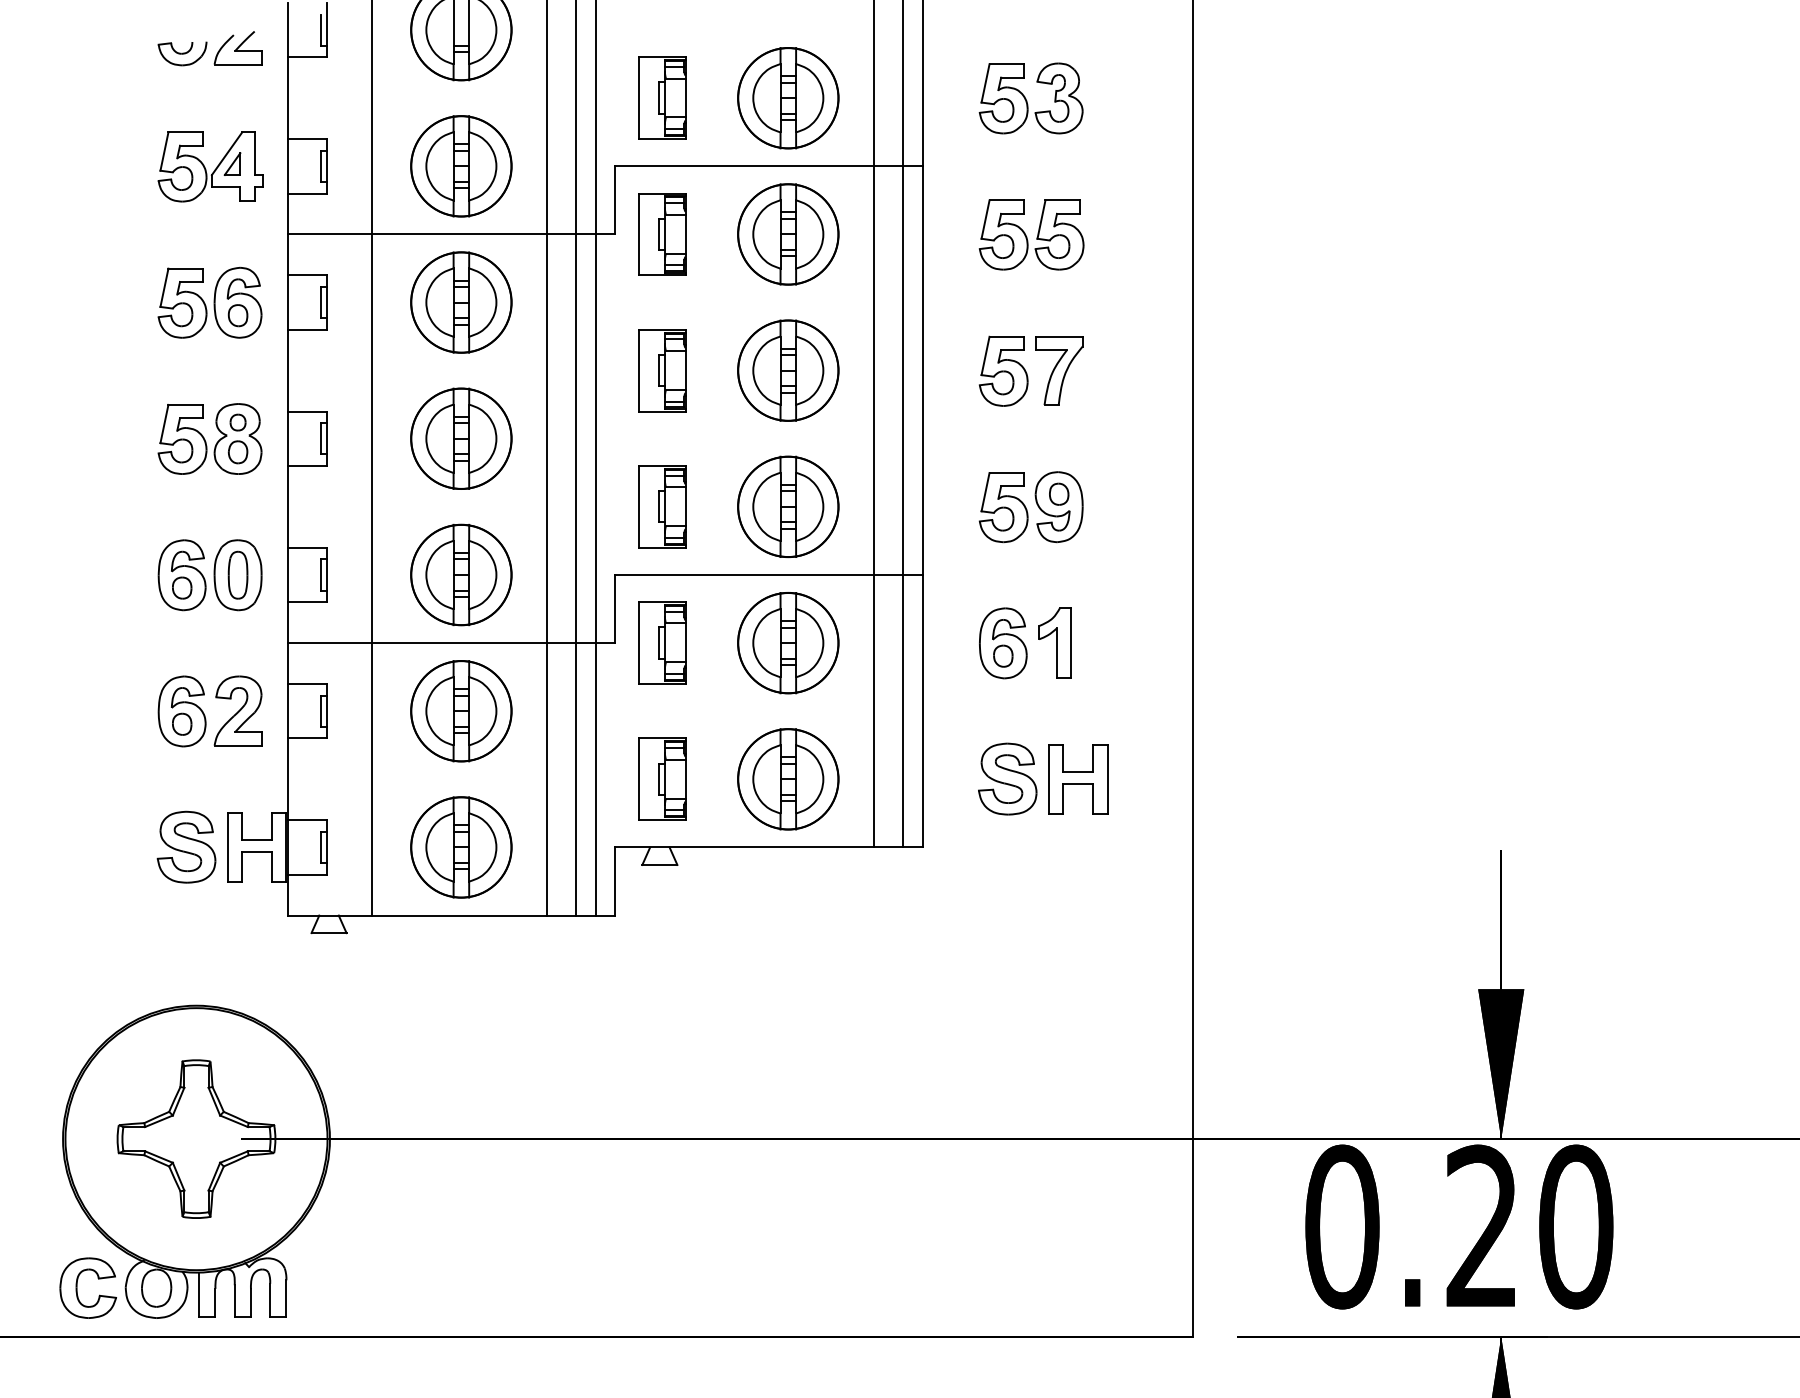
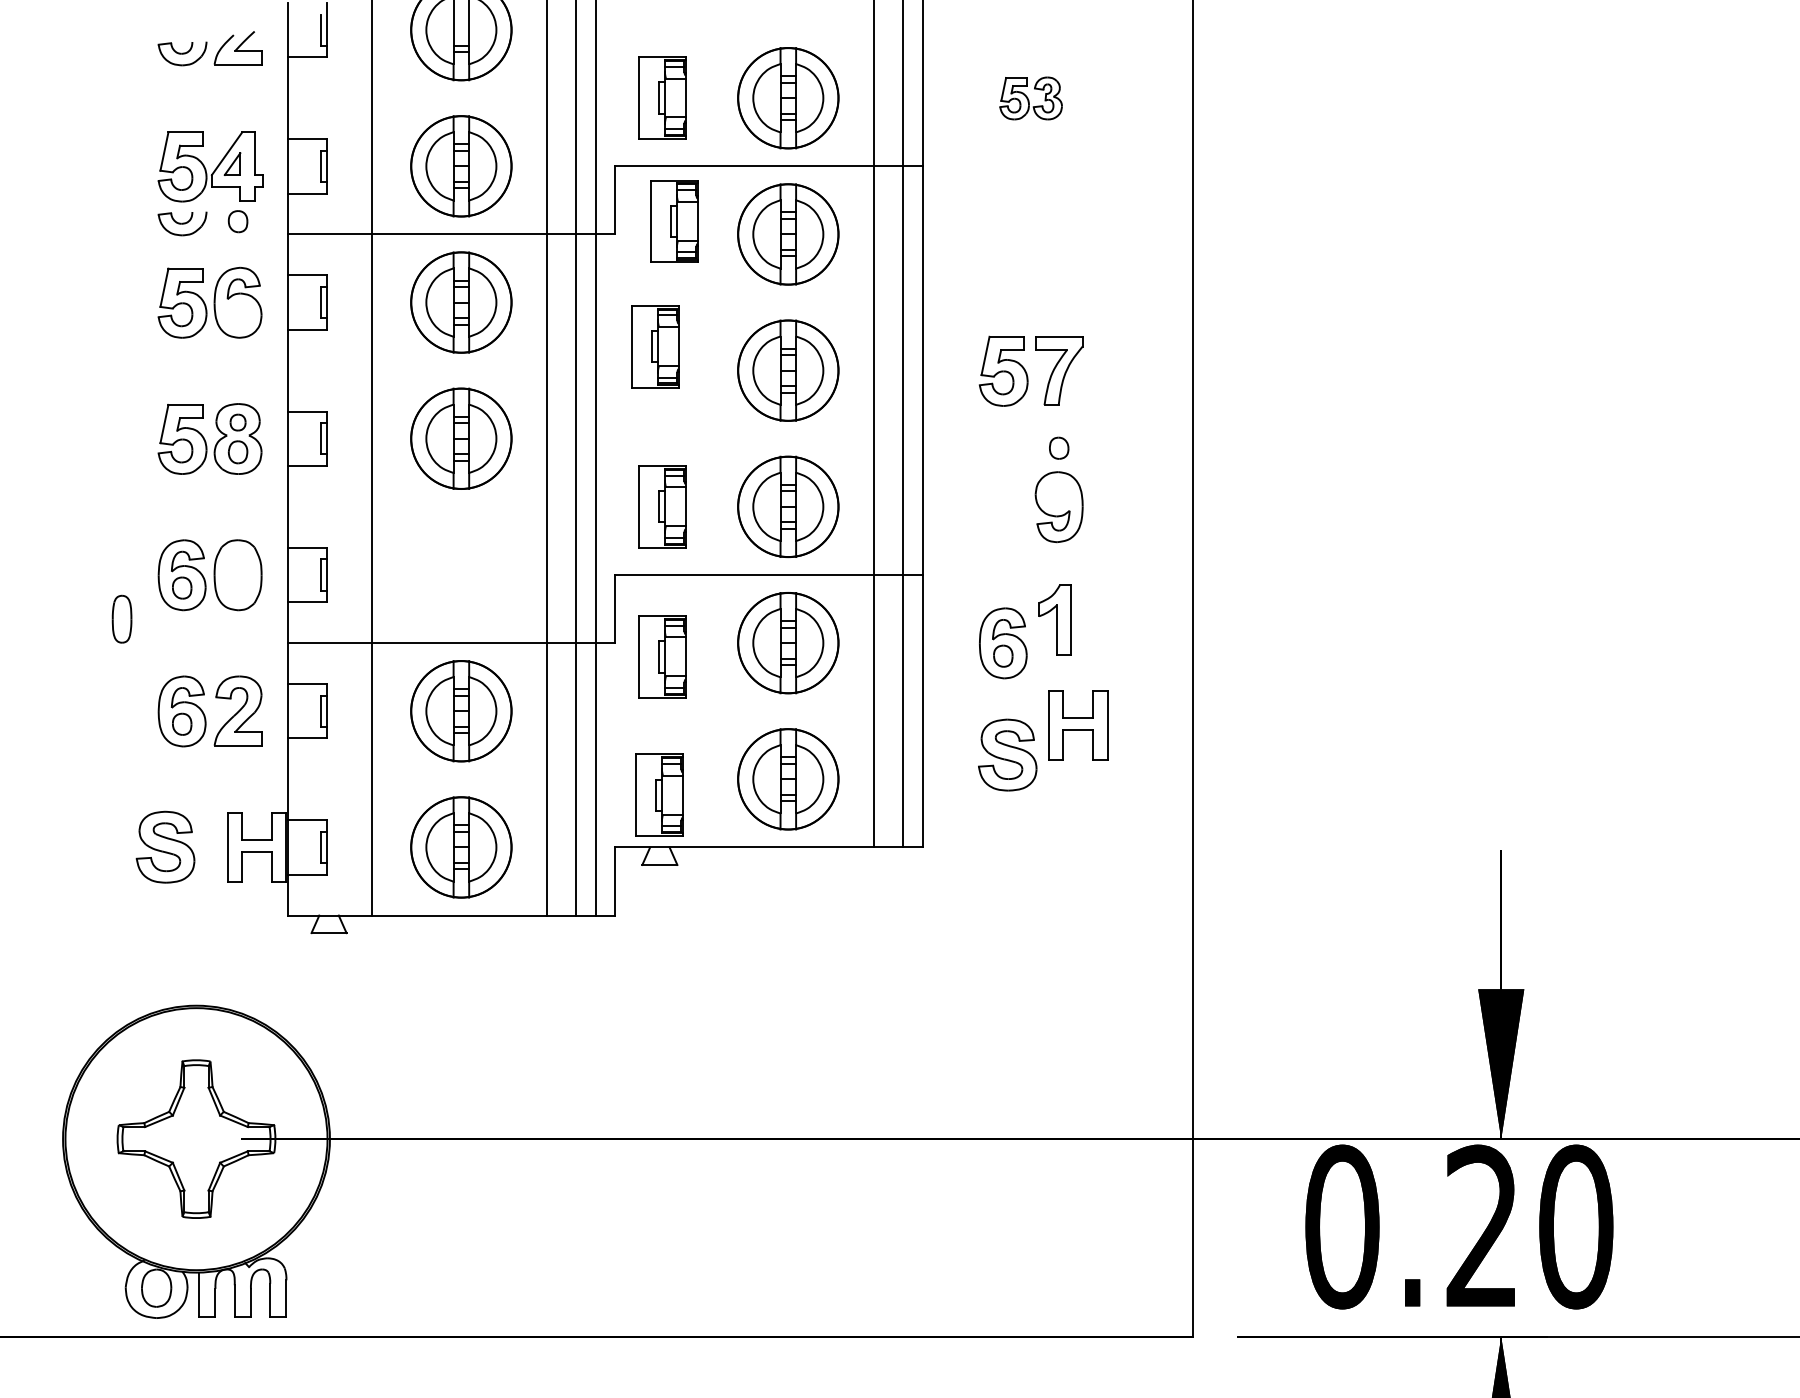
part size: 106x73 px -> 64x45 px (1030, 98)
part: none -> present (182, 223)
part position: (662, 234) -> (674, 221) (674, 221)
part: present -> none (1031, 234)
part position: (237, 315) -> (237, 221) (237, 221)
part position: (662, 370) -> (655, 346) (655, 346)
part position: (1059, 493) -> (1059, 447) (1059, 447)
part: present -> none (1003, 507)
part position: (237, 574) -> (121, 618) (121, 618)
part: present -> none (461, 574)
part position: (662, 642) -> (662, 656) (662, 656)
part position: (1054, 642) -> (1054, 619) (1054, 619)
part position: (662, 778) -> (659, 794) (659, 794)
part position: (1007, 778) -> (1007, 754) (1007, 754)
part position: (1078, 779) -> (1078, 725) (1078, 725)
part position: (186, 846) -> (165, 846) (165, 846)
part: present -> none (77, 1287)
